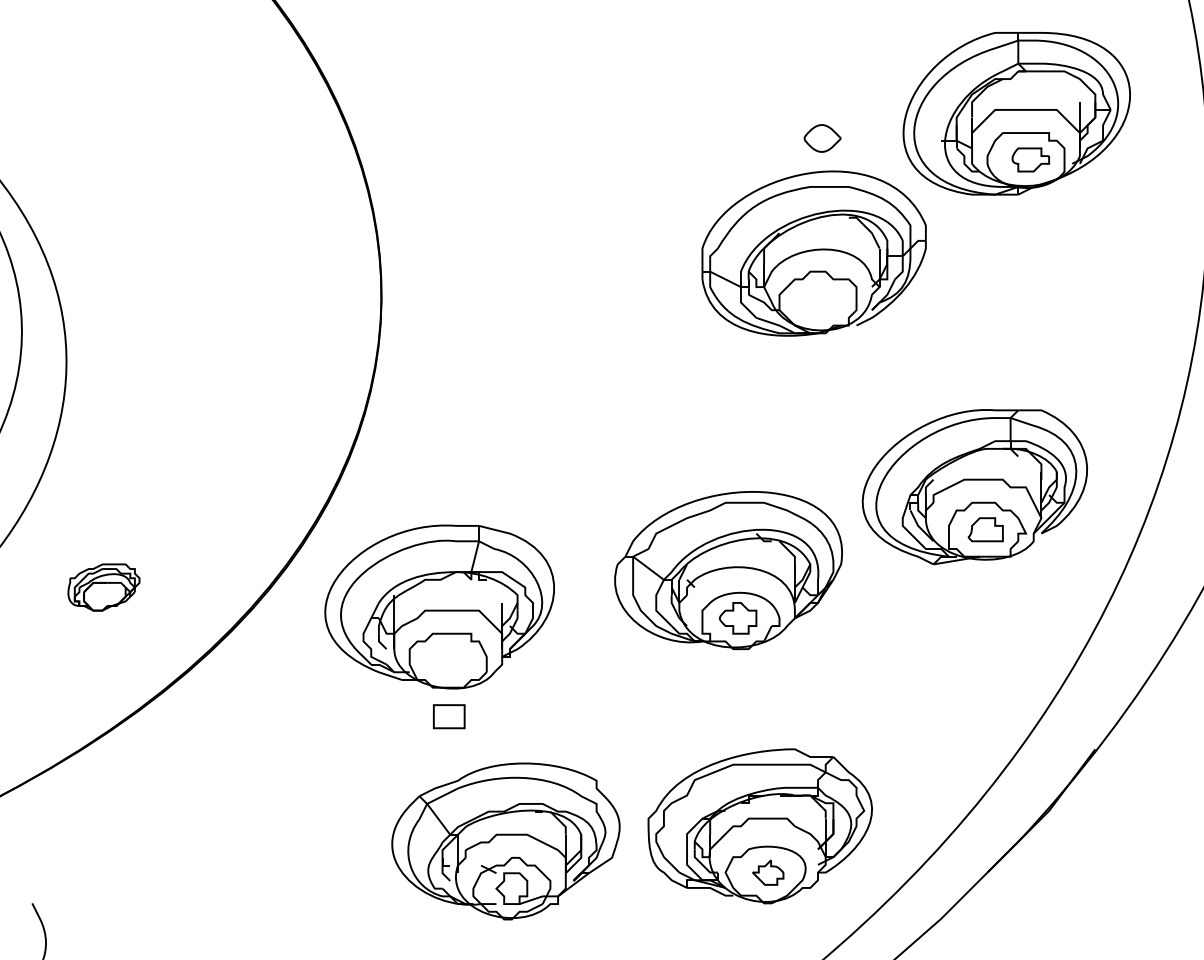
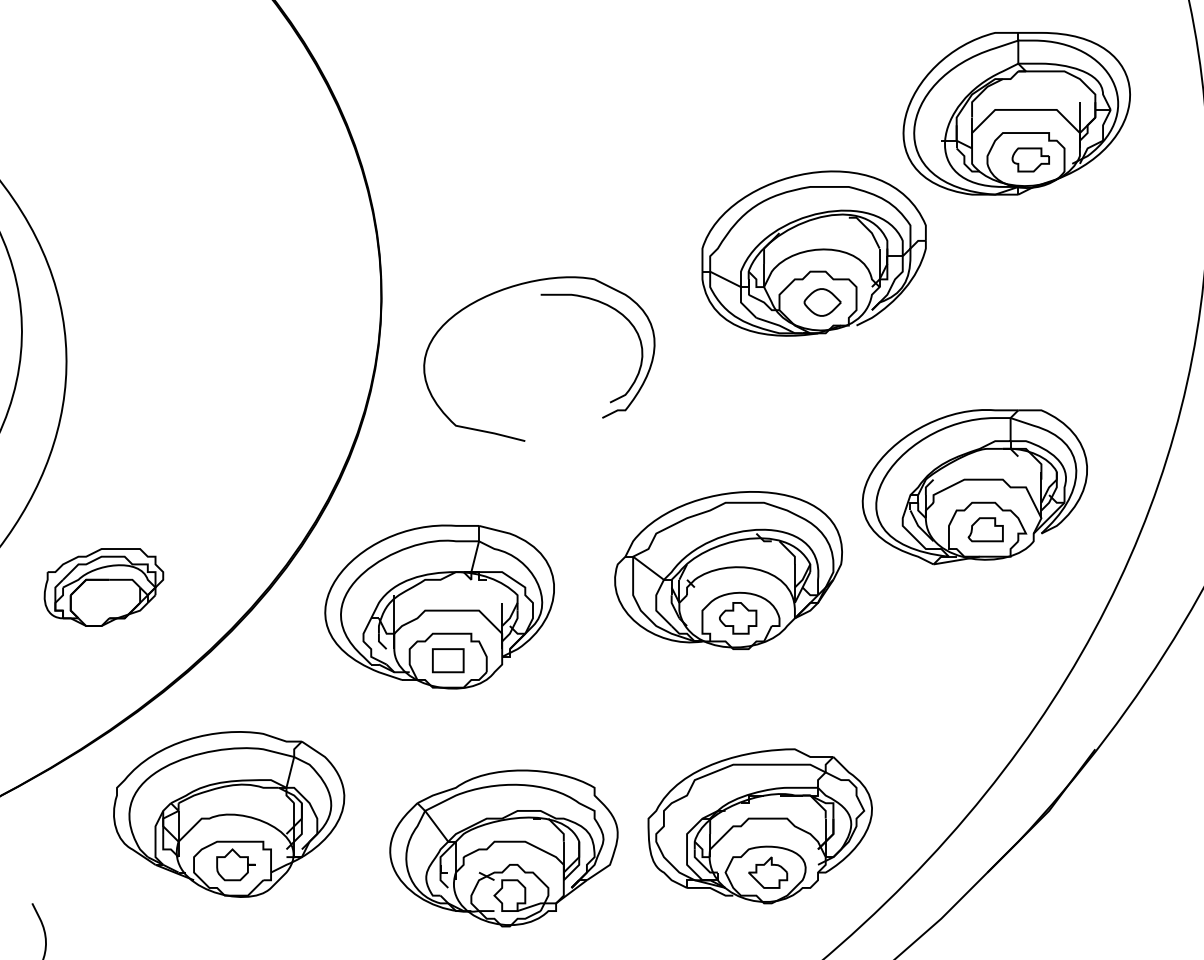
part position: (822, 138) -> (822, 302) (822, 302)
part: none -> present (540, 295)
part size: 74x49 px -> 122x79 px (103, 587)
part position: (449, 716) -> (448, 660) (448, 660)
part: none -> present (229, 814)
part position: (505, 841) -> (503, 848) (503, 848)
part size: 33x27 px -> 41x33 px (768, 872)
